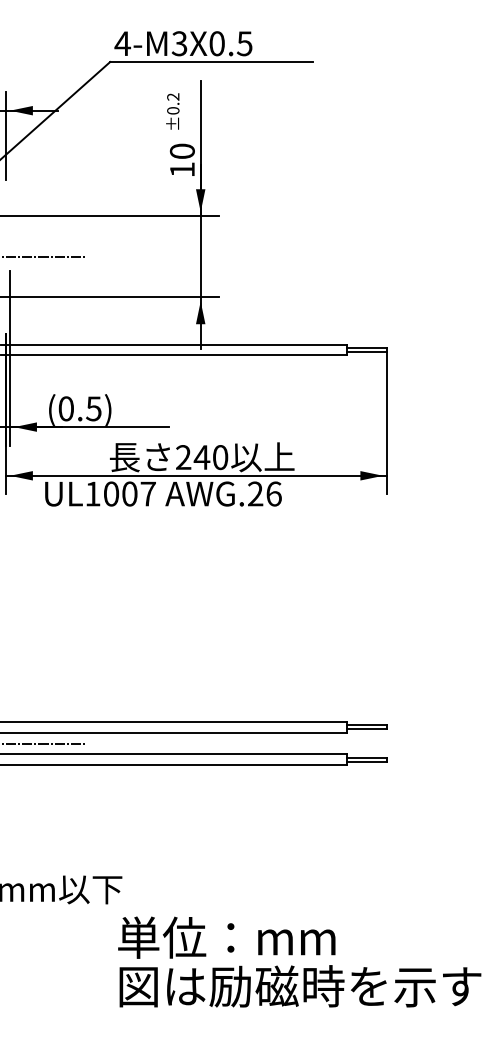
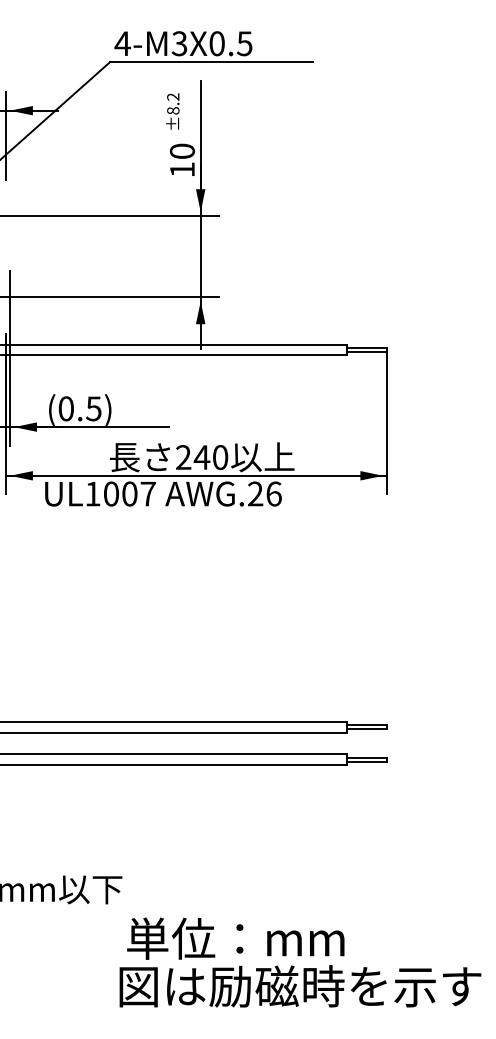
text: ±0.2 -> ±8.2 (173, 110)
line: present -> none (44, 256)
line: present -> none (44, 743)
text position: (226, 937) -> (235, 938) (235, 938)
